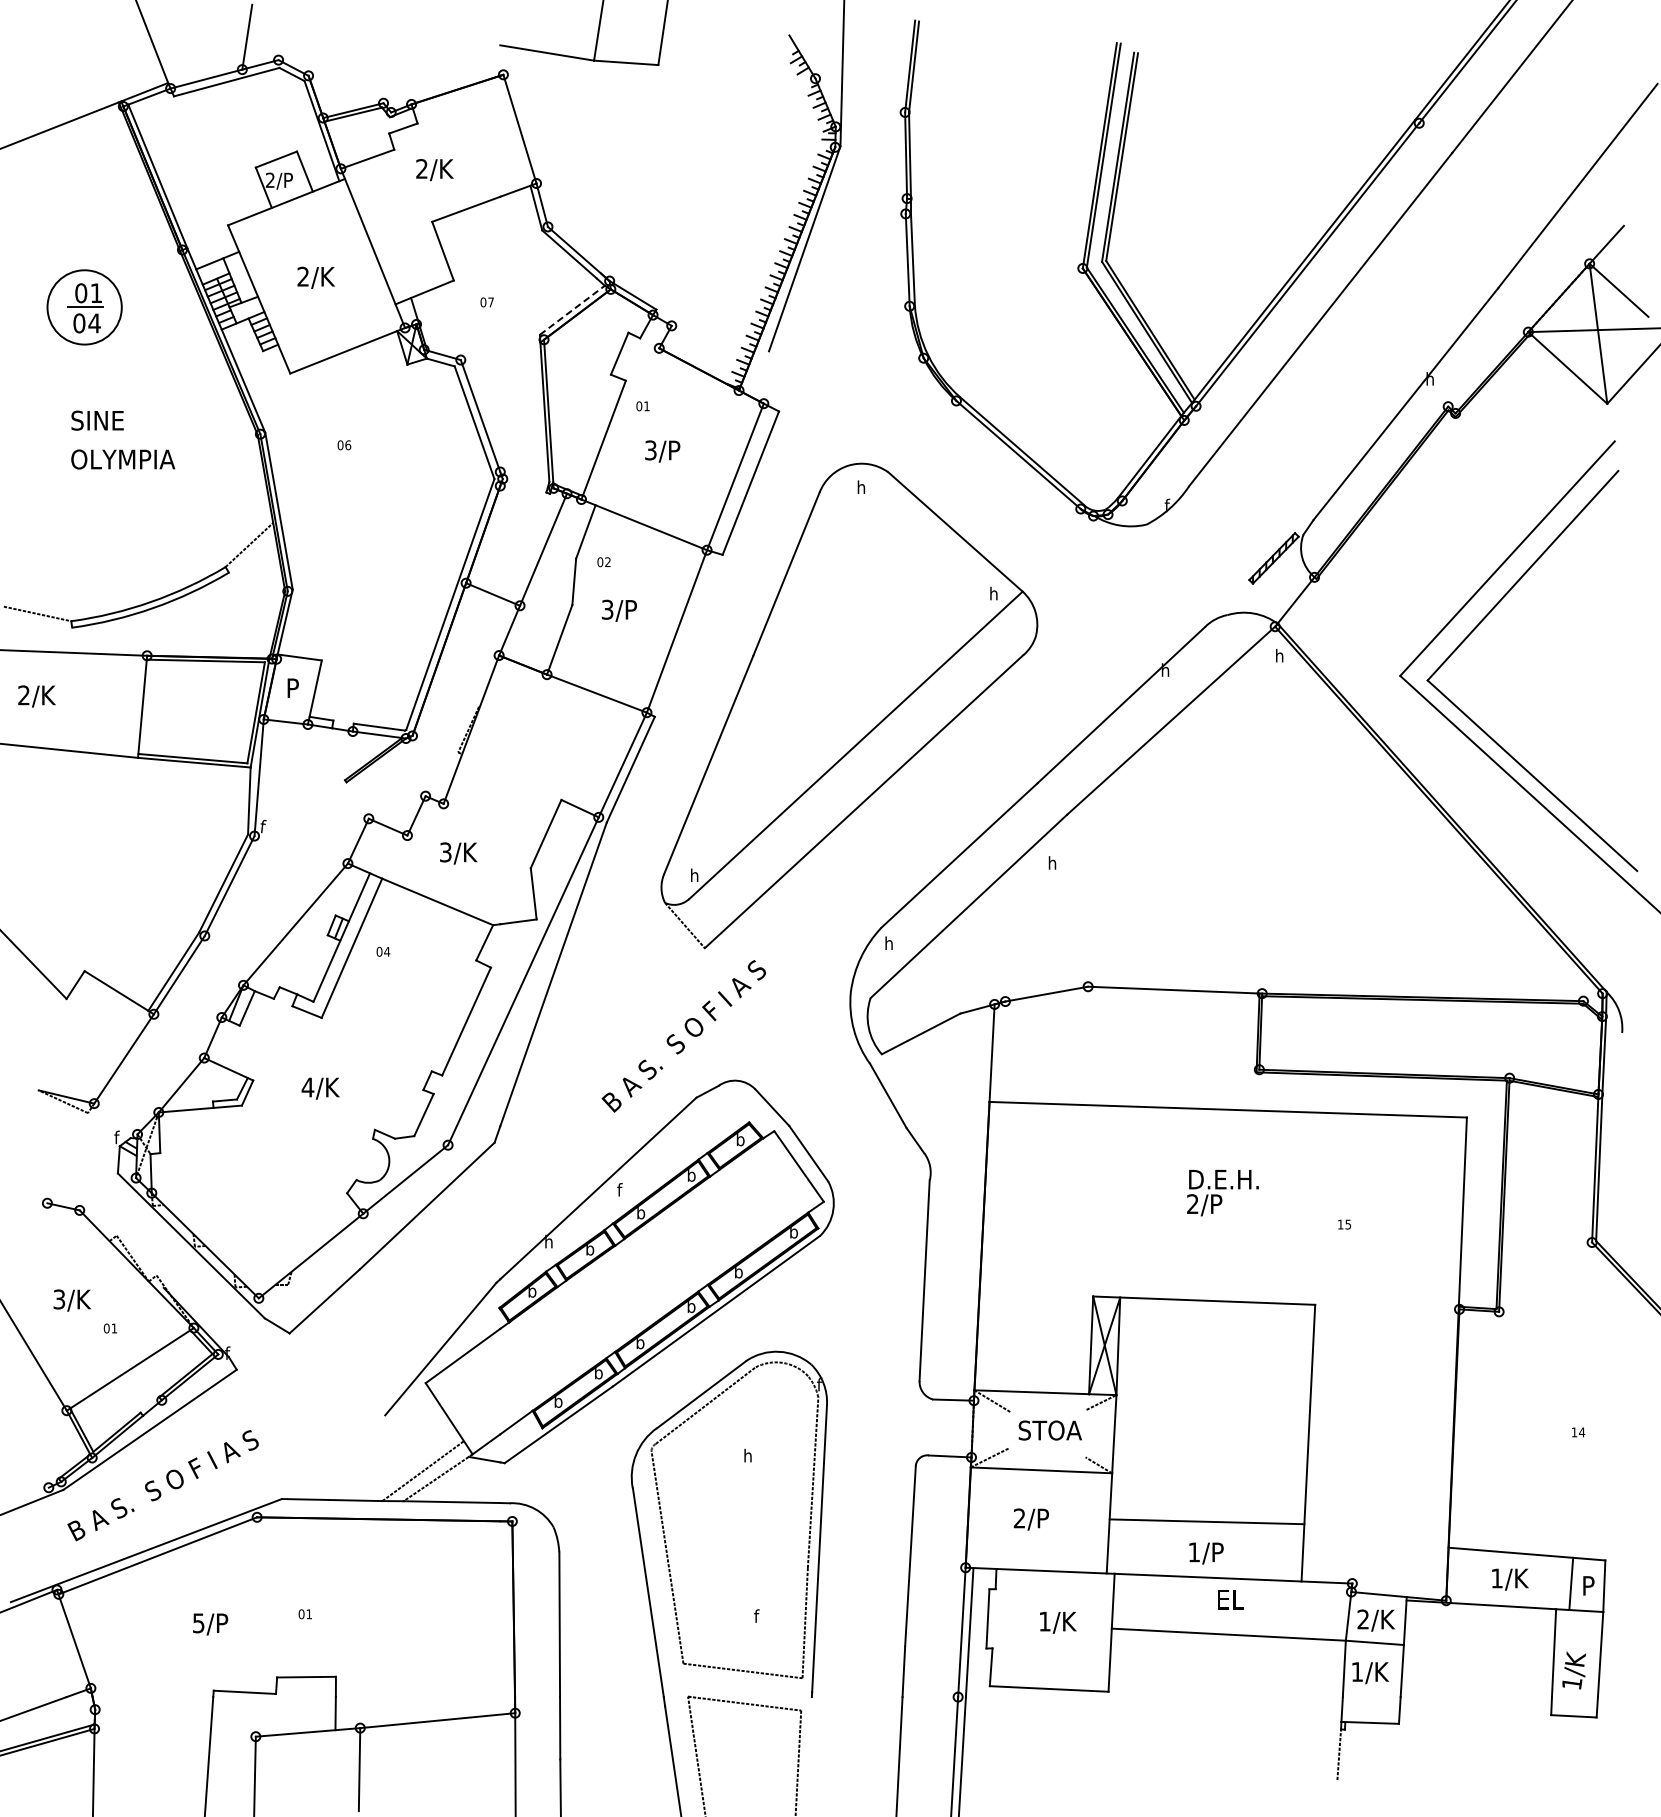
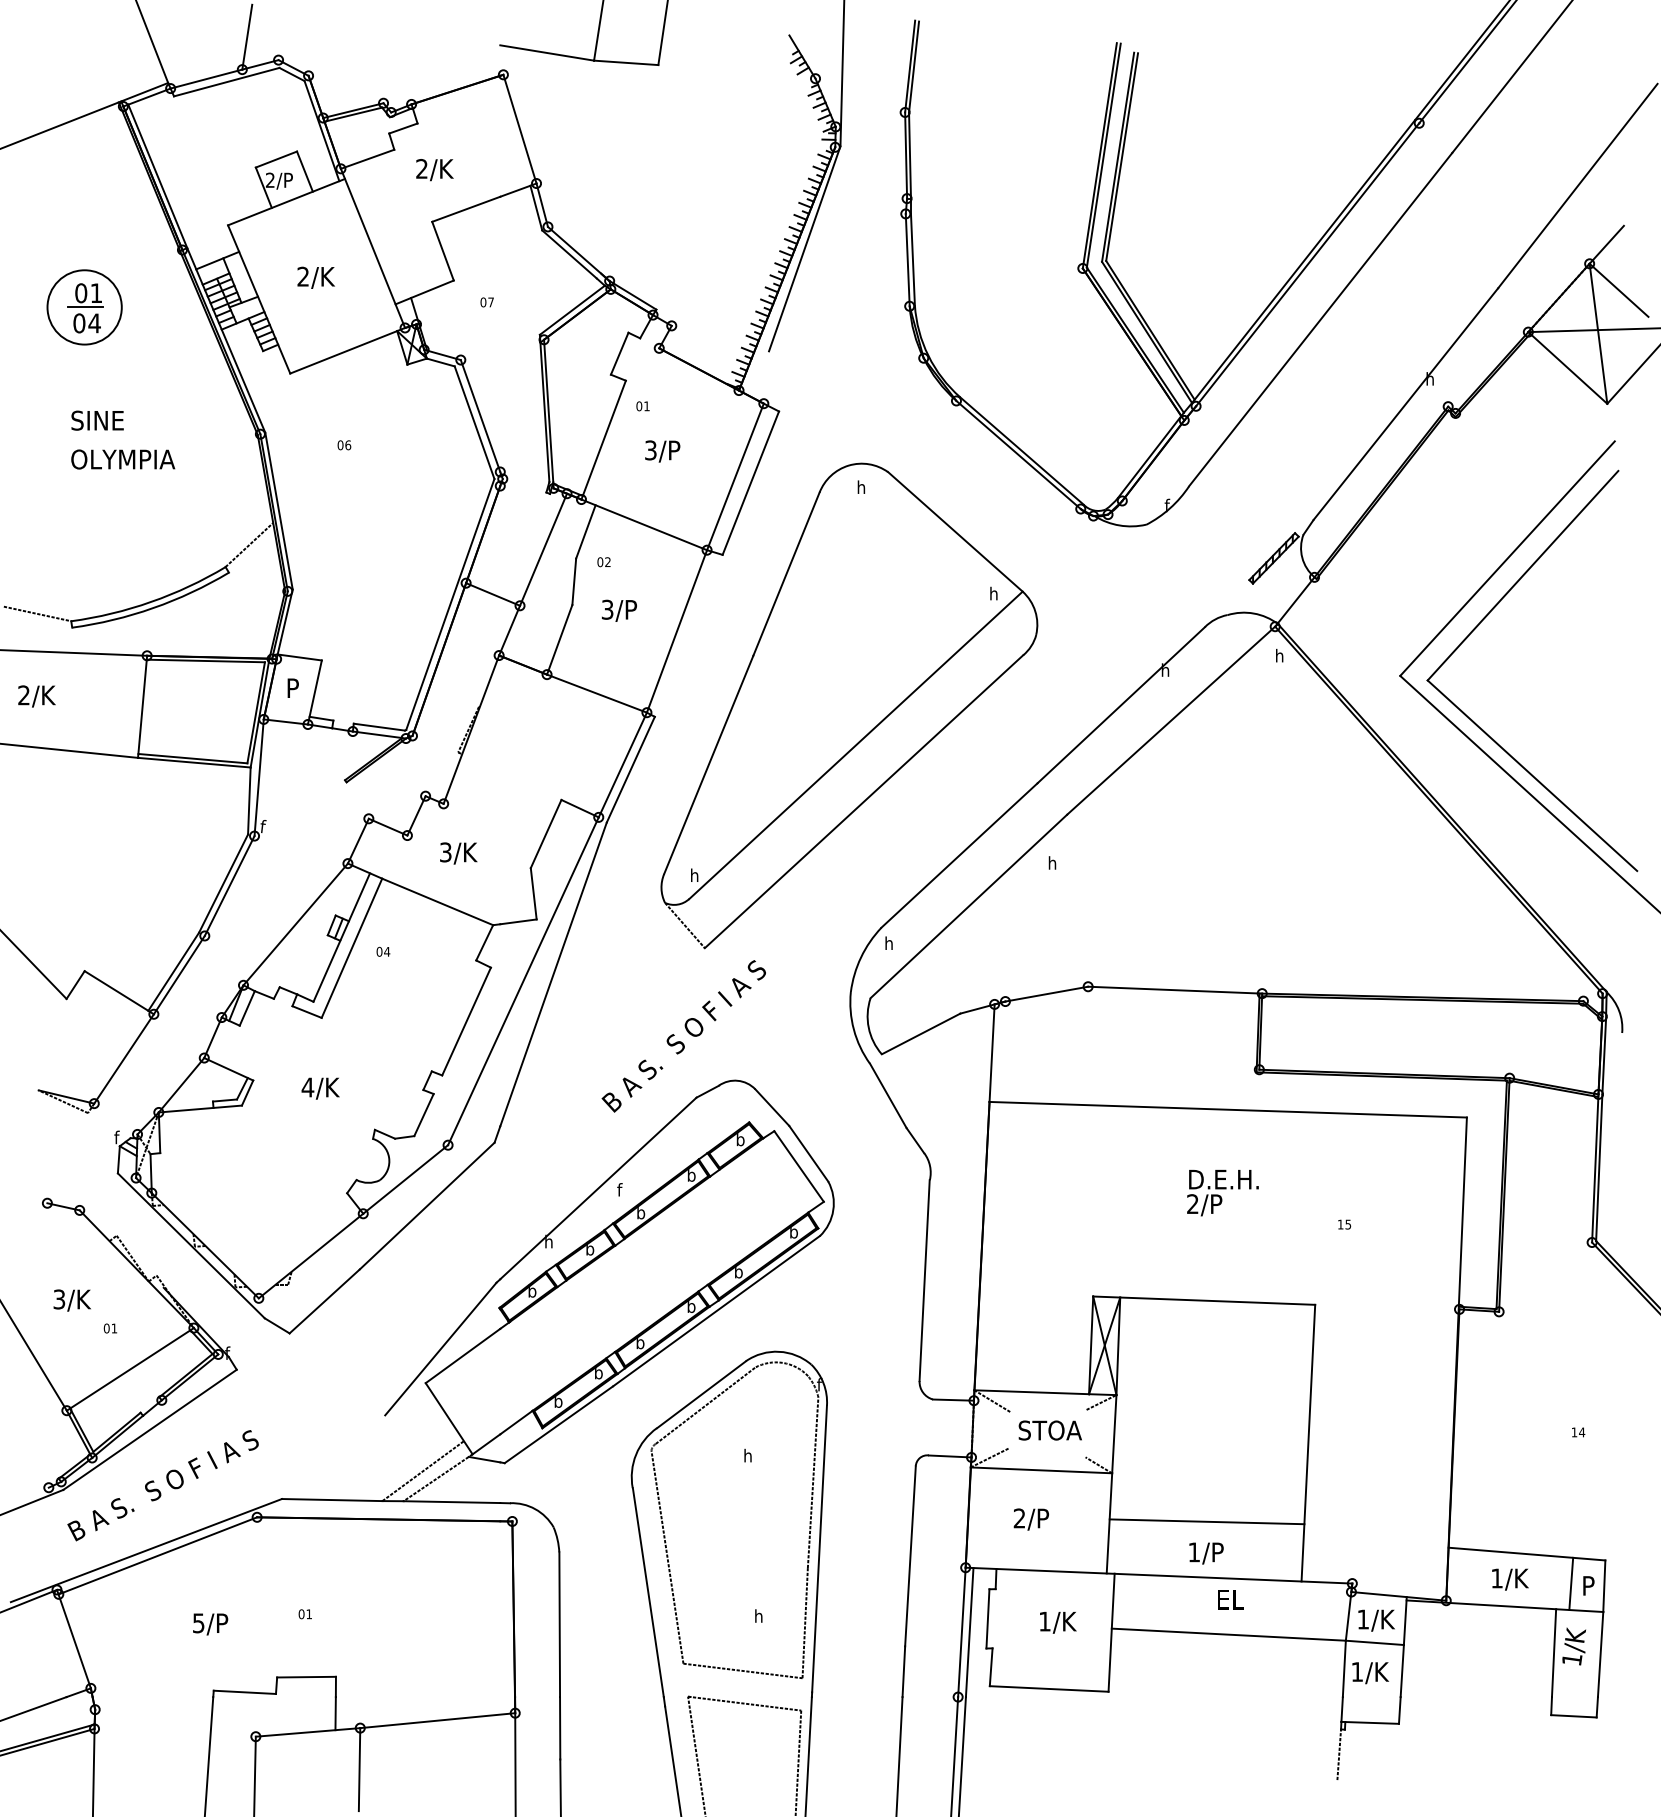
line: dashed -> solid (572, 310)
text: f -> h (758, 1615)
text: 2/K -> 1/K (1362, 1619)
text position: (1573, 1670) -> (1573, 1646) (1573, 1646)
line: none -> present (808, 1755)
